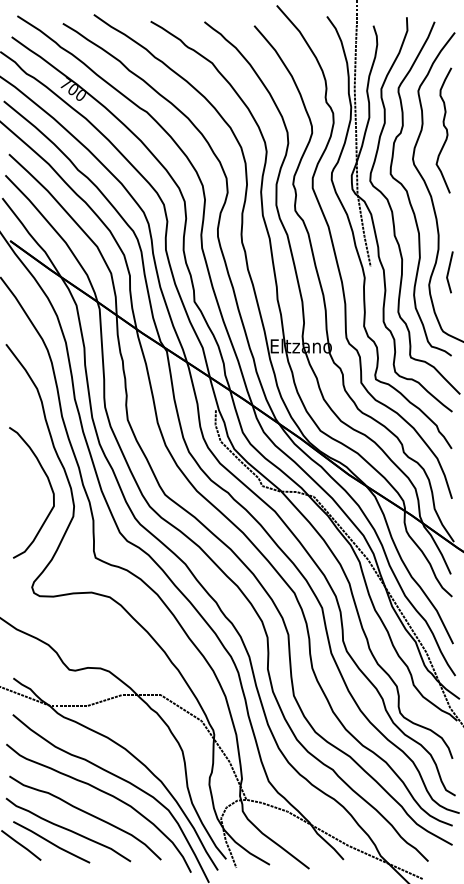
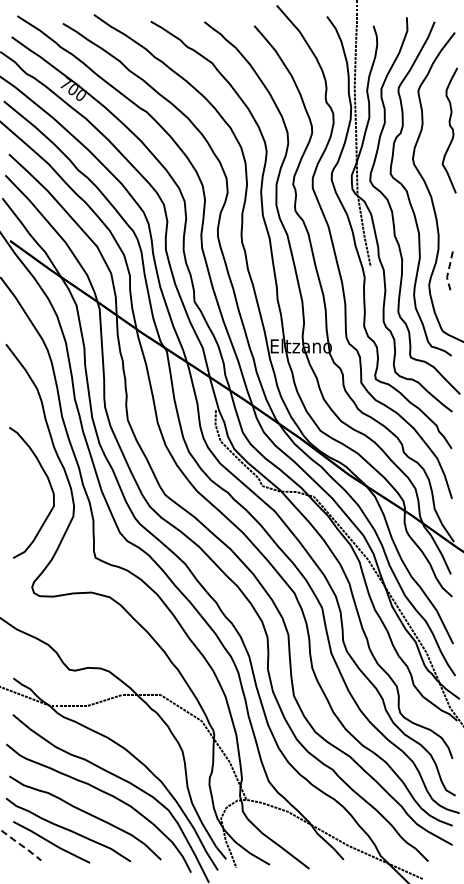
curve position: (445, 129) -> (451, 129) (451, 129)
line: solid -> dashed (447, 273)
line: solid -> dashed (21, 845)
